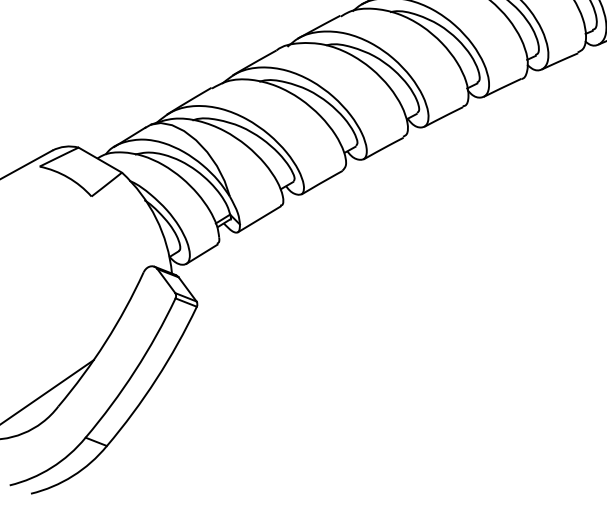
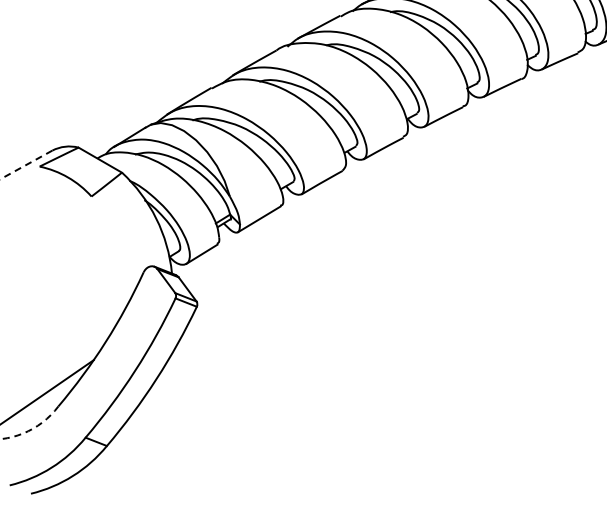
line: solid -> dashed (26, 165)
arc: solid -> dashed (33, 428)
